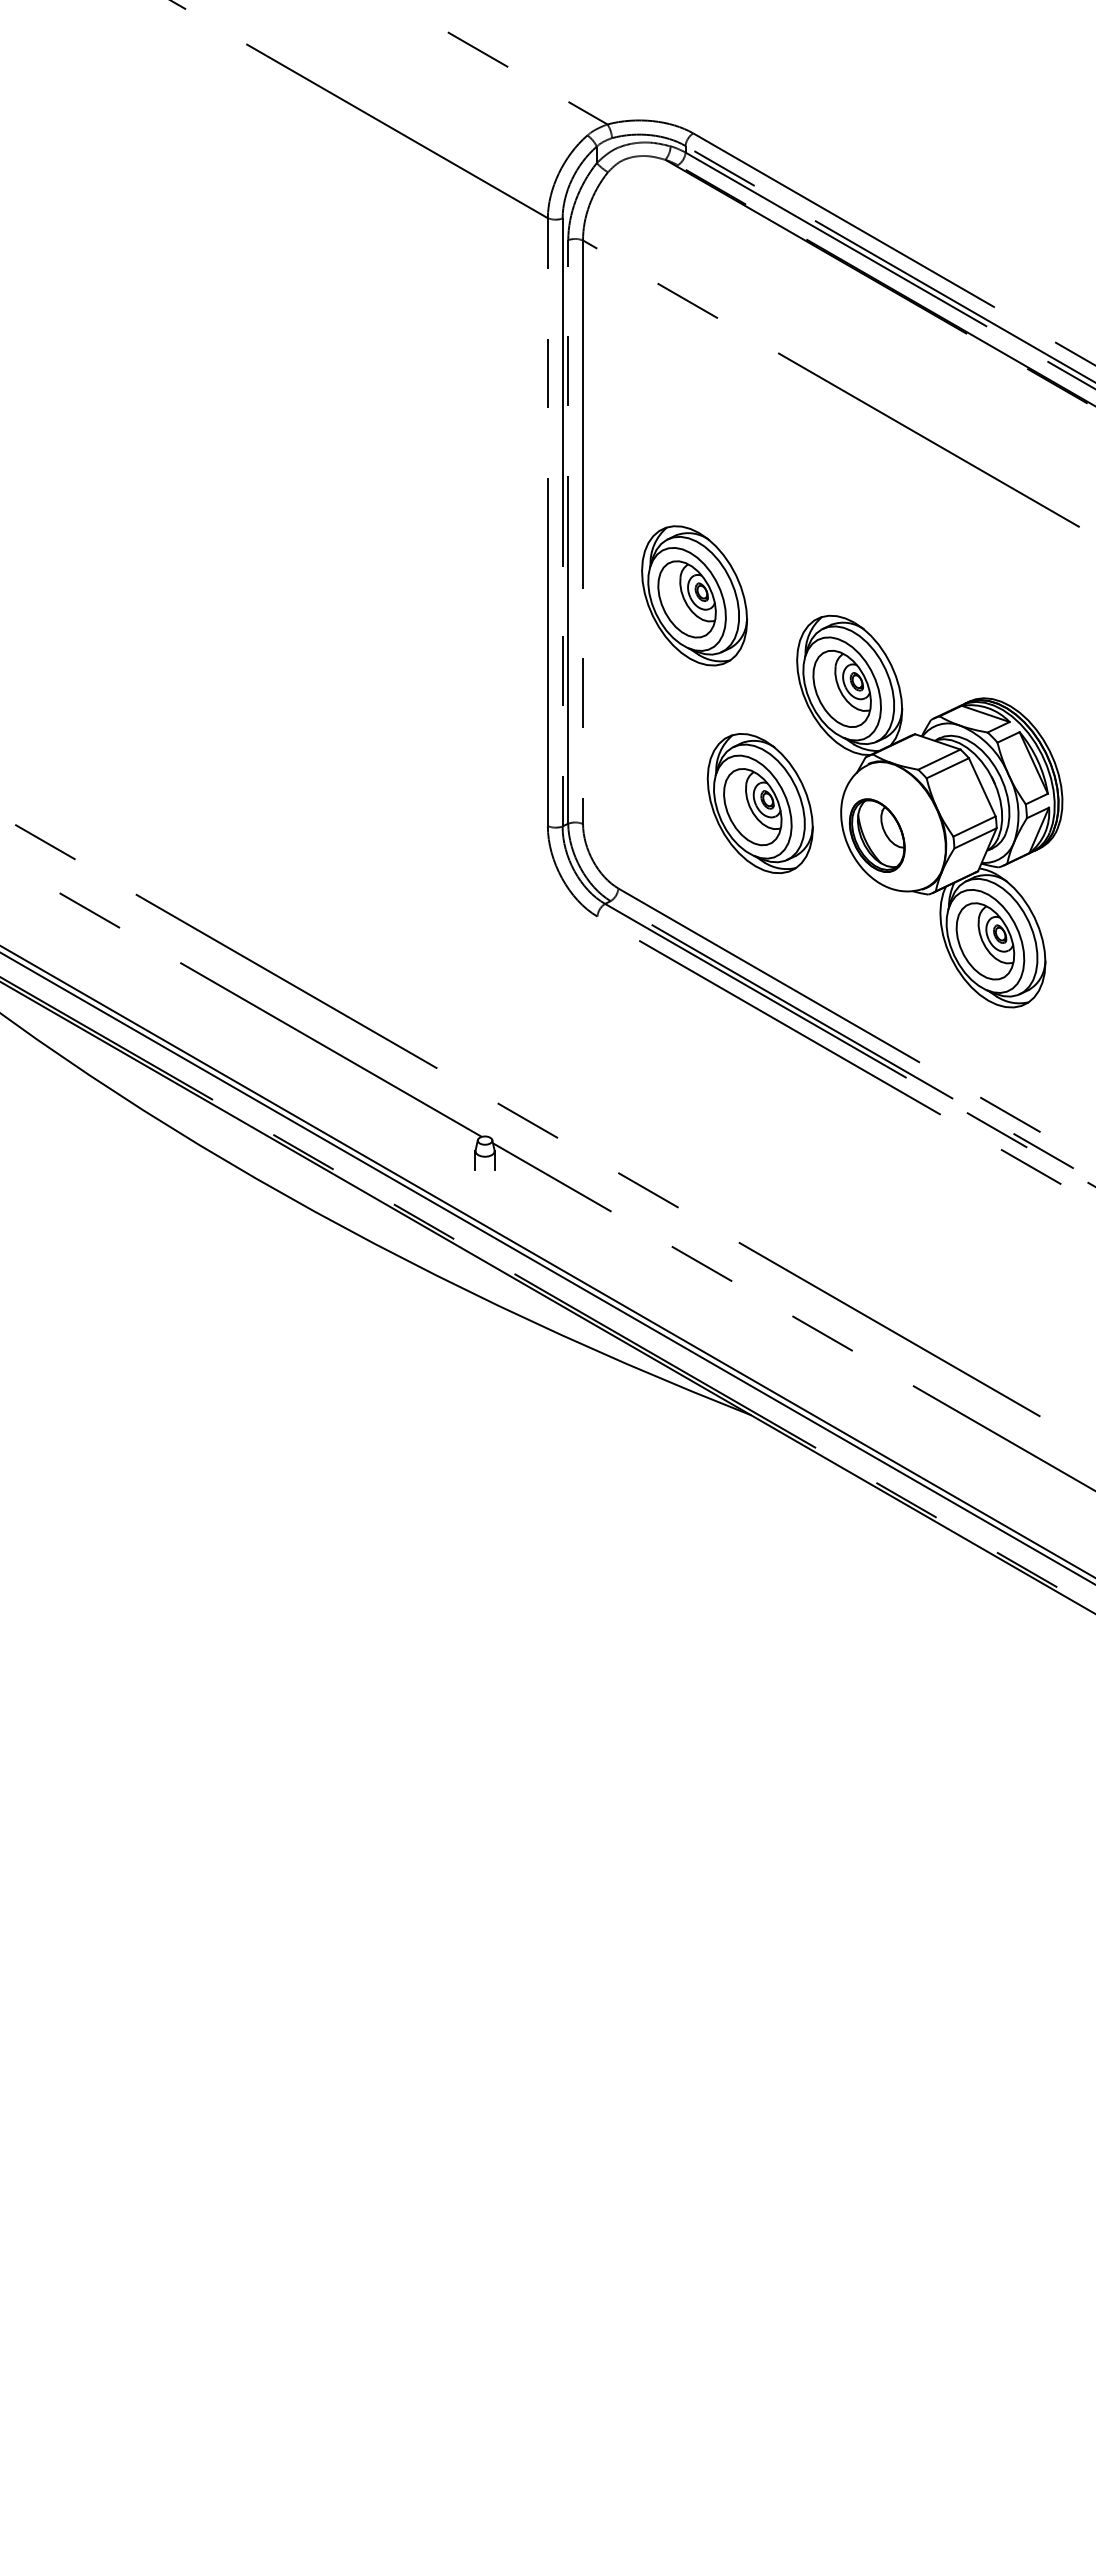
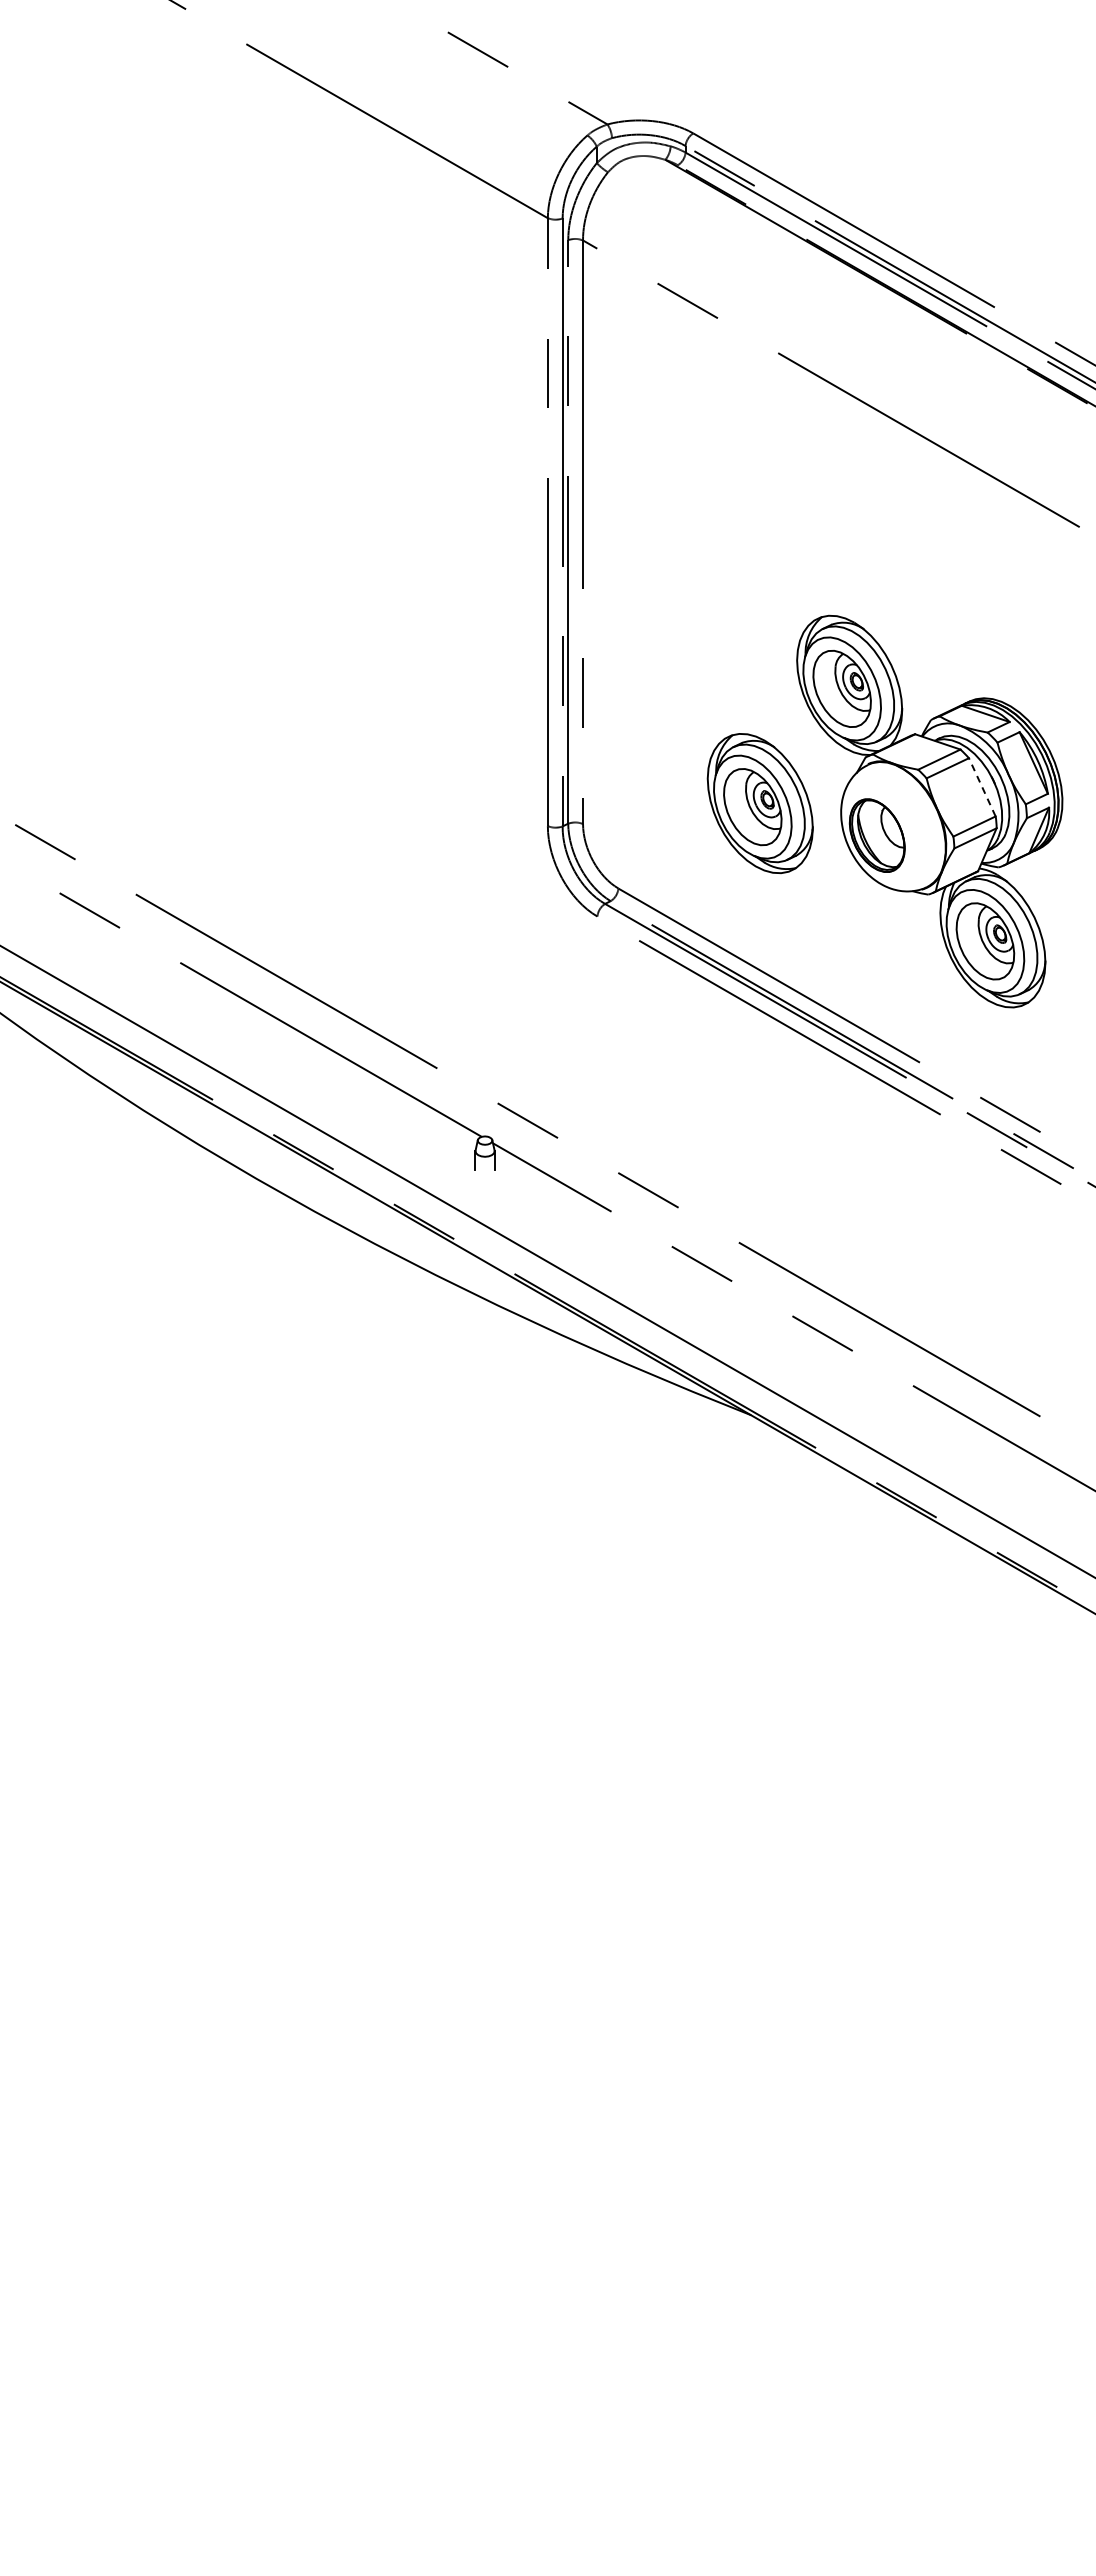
part: present -> none (694, 595)
line: solid -> dashed (982, 786)
line: present -> none (547, 1268)
